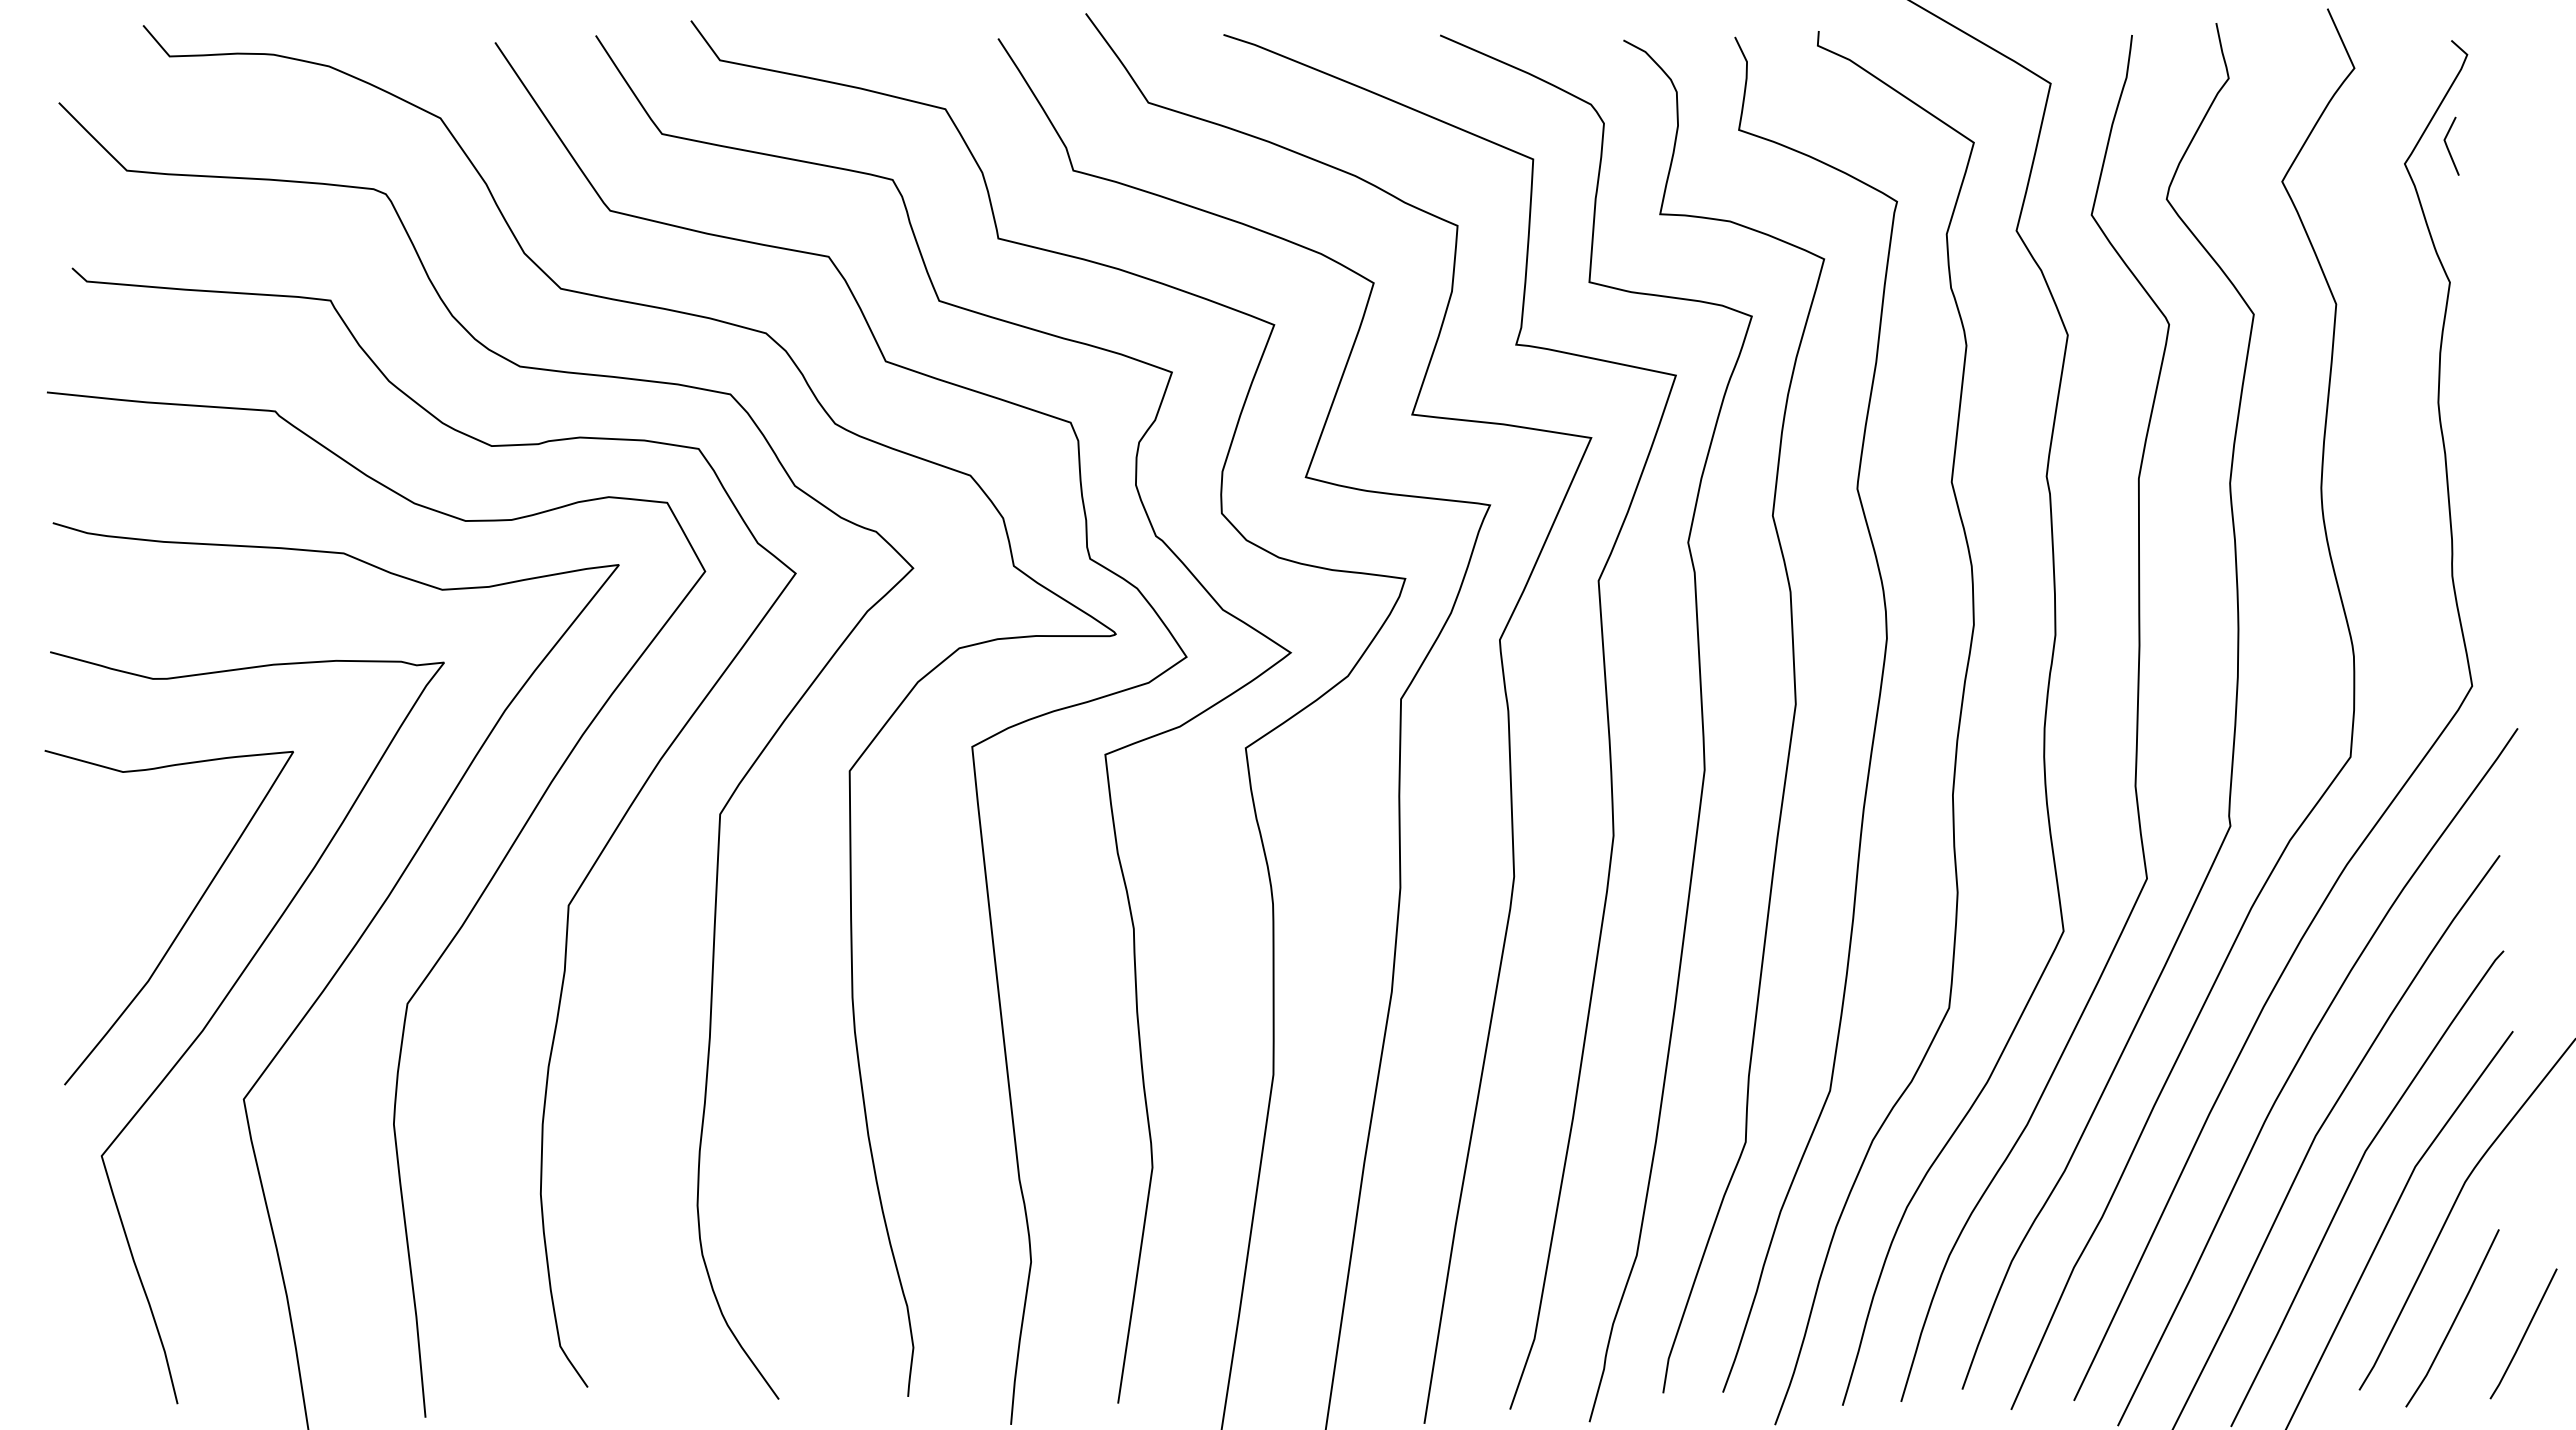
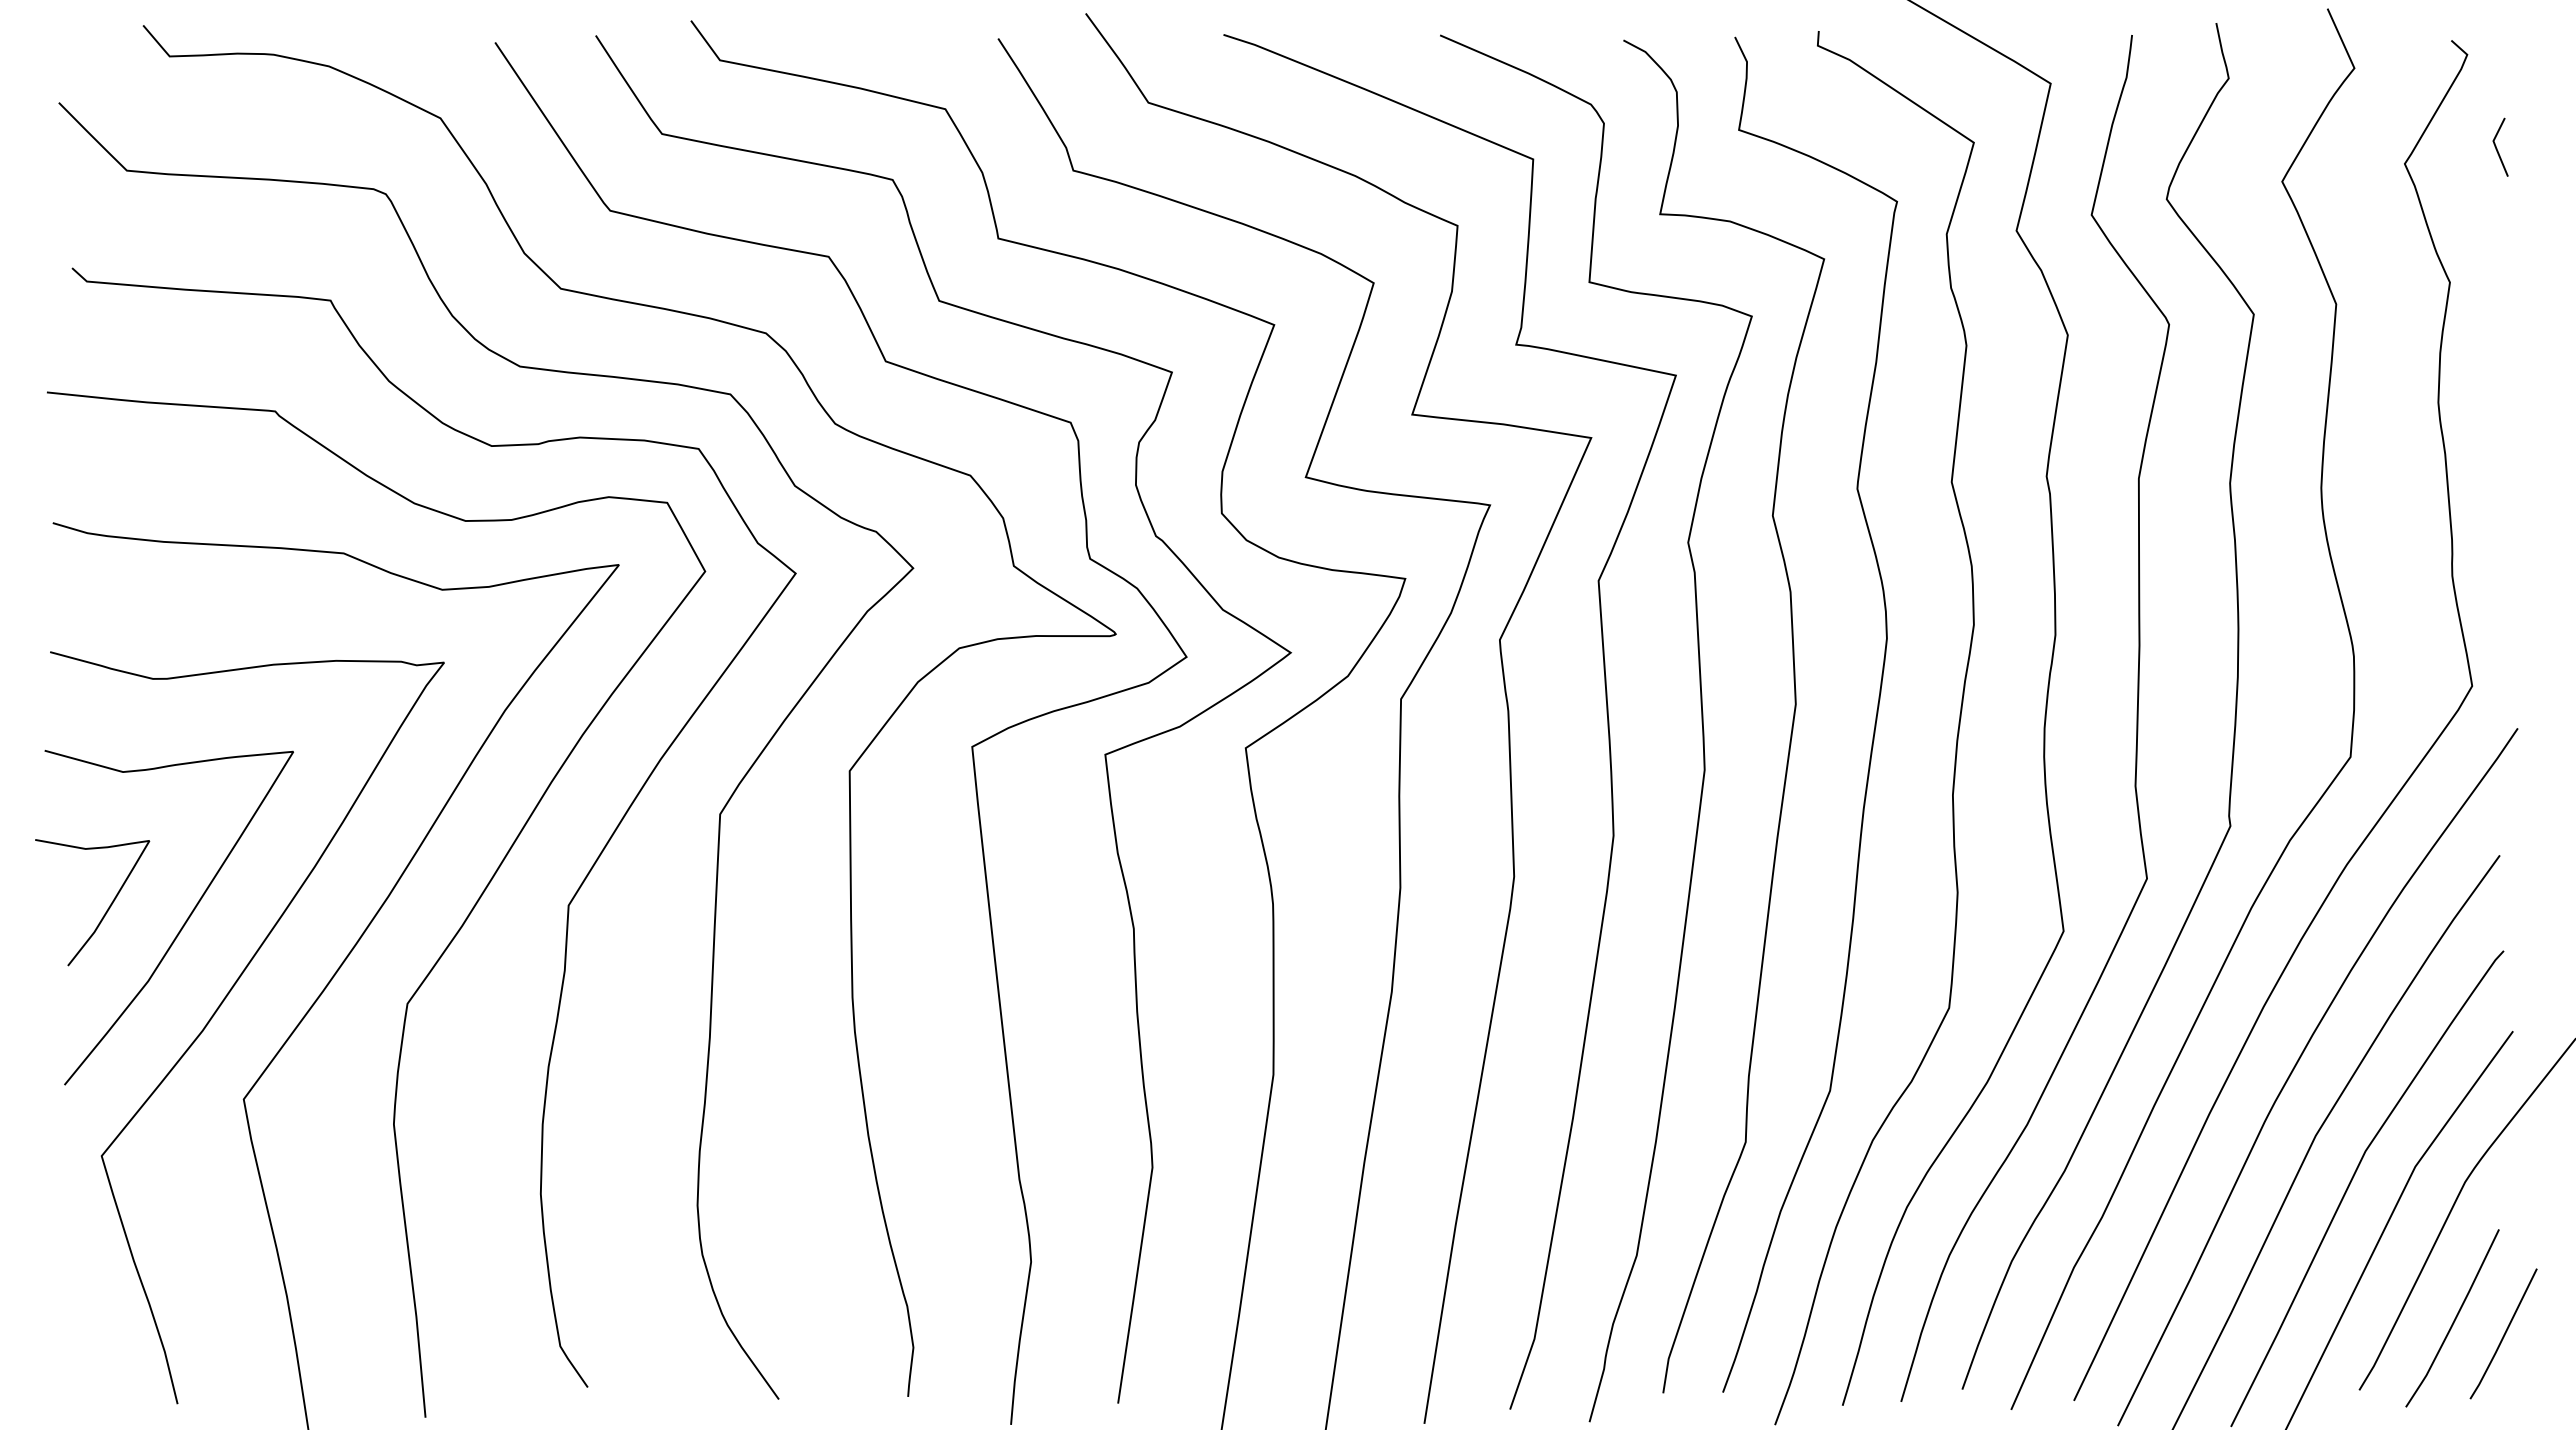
line position: (2448, 147) -> (2497, 148) (2497, 148)
curve: none -> present (106, 910)
line position: (2524, 1333) -> (2504, 1333) (2504, 1333)
